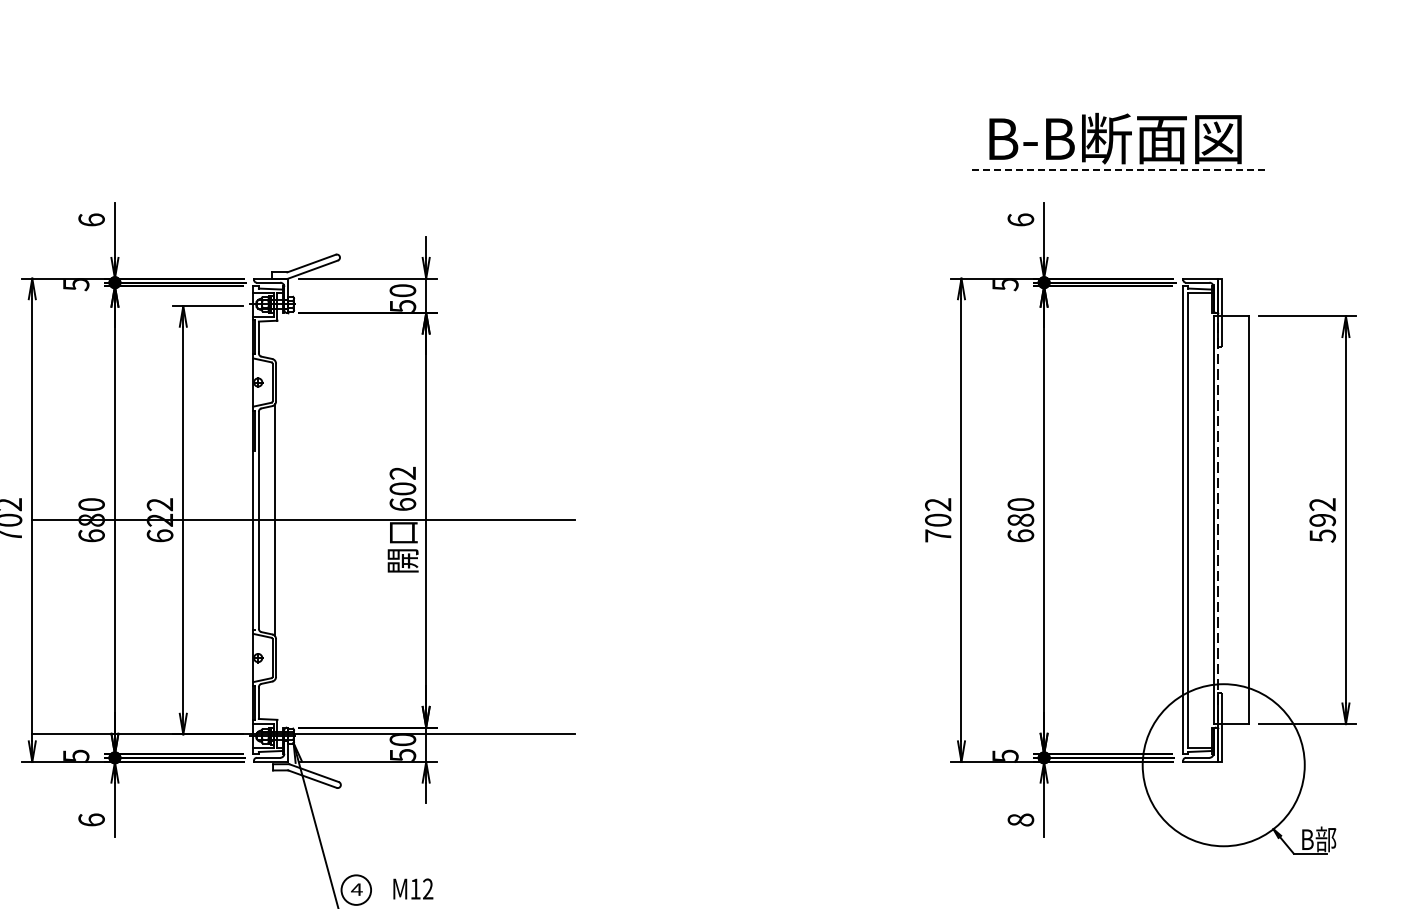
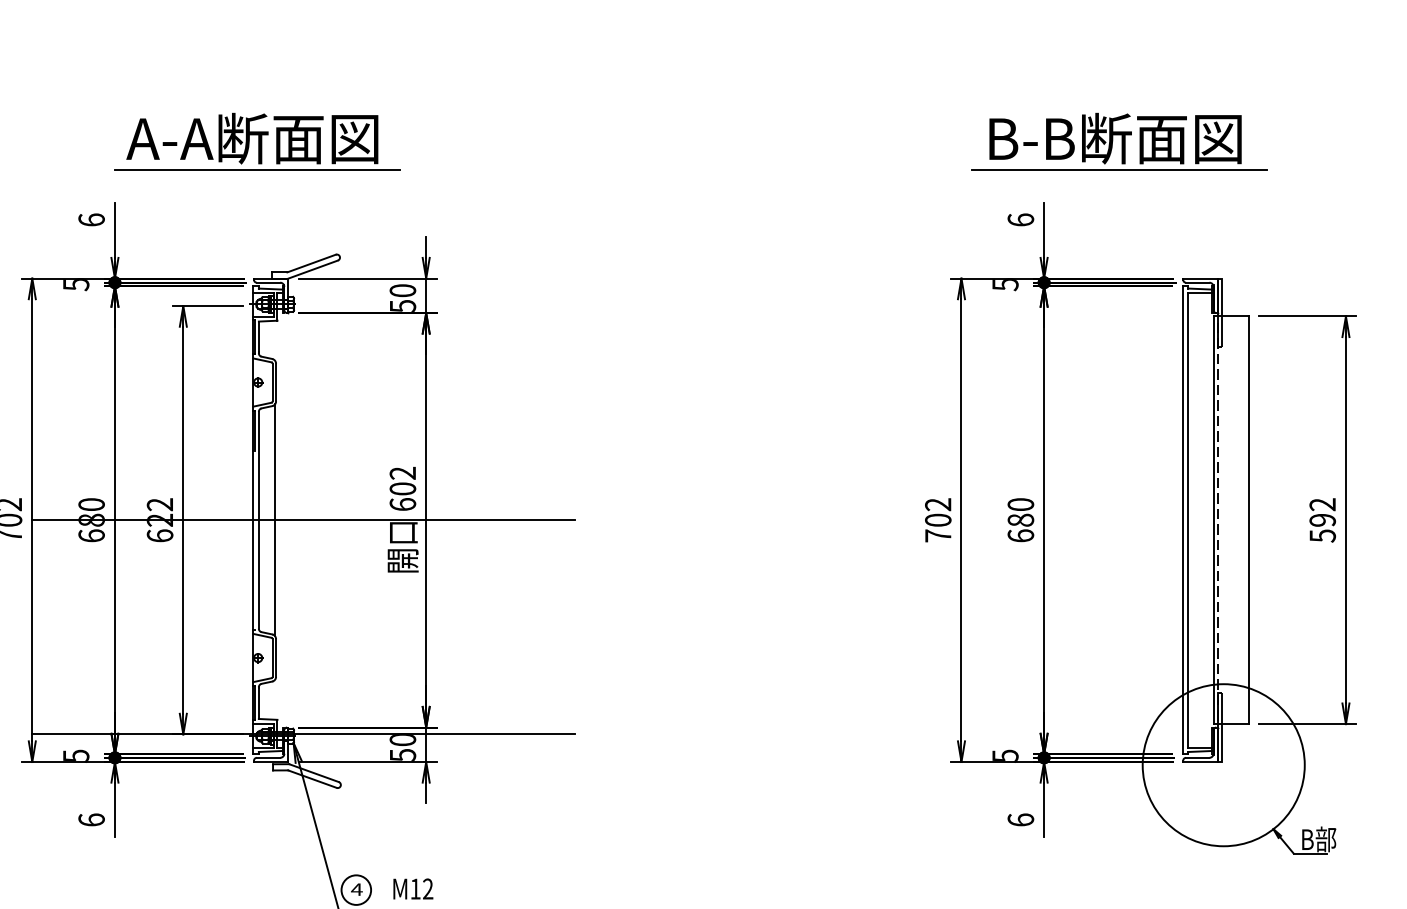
part: none -> present (257, 141)
line: dashed -> solid (1120, 170)
text: 8 -> 6 (1020, 819)
